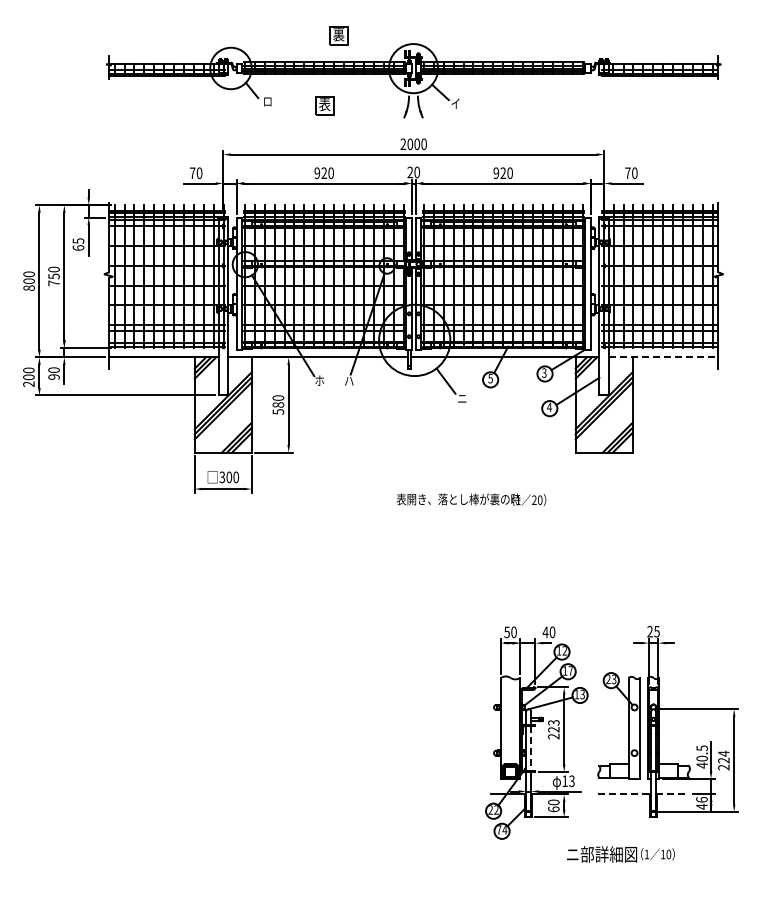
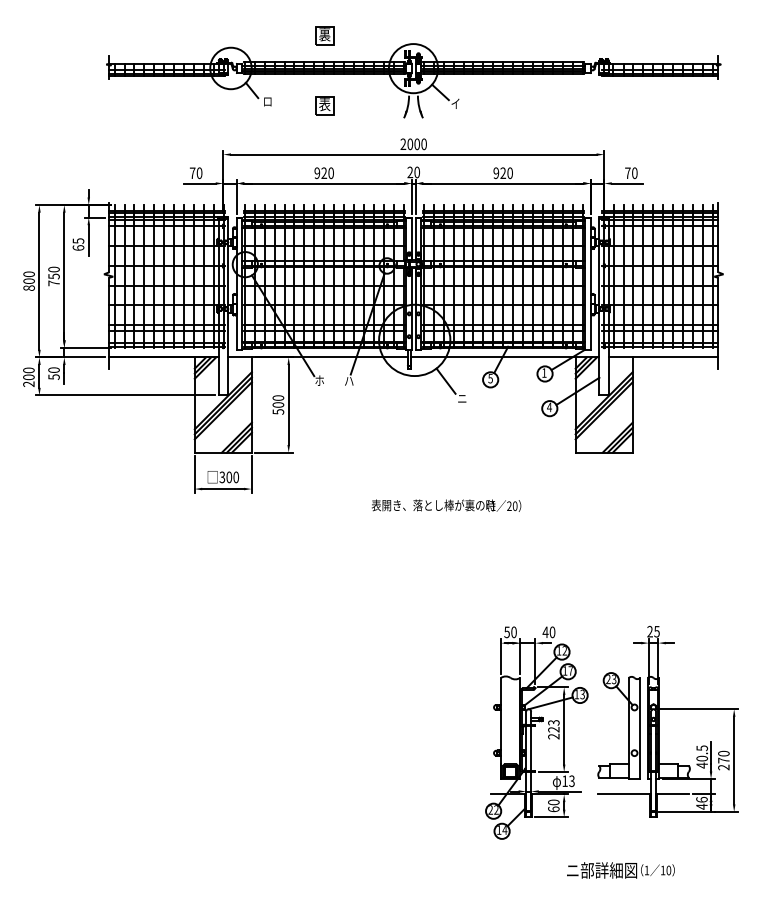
part position: (338, 35) -> (324, 35) (324, 35)
line: dashed -> solid (663, 357)
text: 3 -> 1 (544, 372)
text: 90 -> 50 (53, 376)
text: 580 -> 500 (278, 404)
text position: (471, 499) -> (446, 505) (446, 505)
line: dashed -> solid (531, 748)
text: 224 -> 270 (723, 756)
line: dashed -> solid (625, 794)
line: dashed -> solid (673, 794)
text: 74 -> 14 (499, 829)
text position: (620, 854) -> (620, 870) (620, 870)
